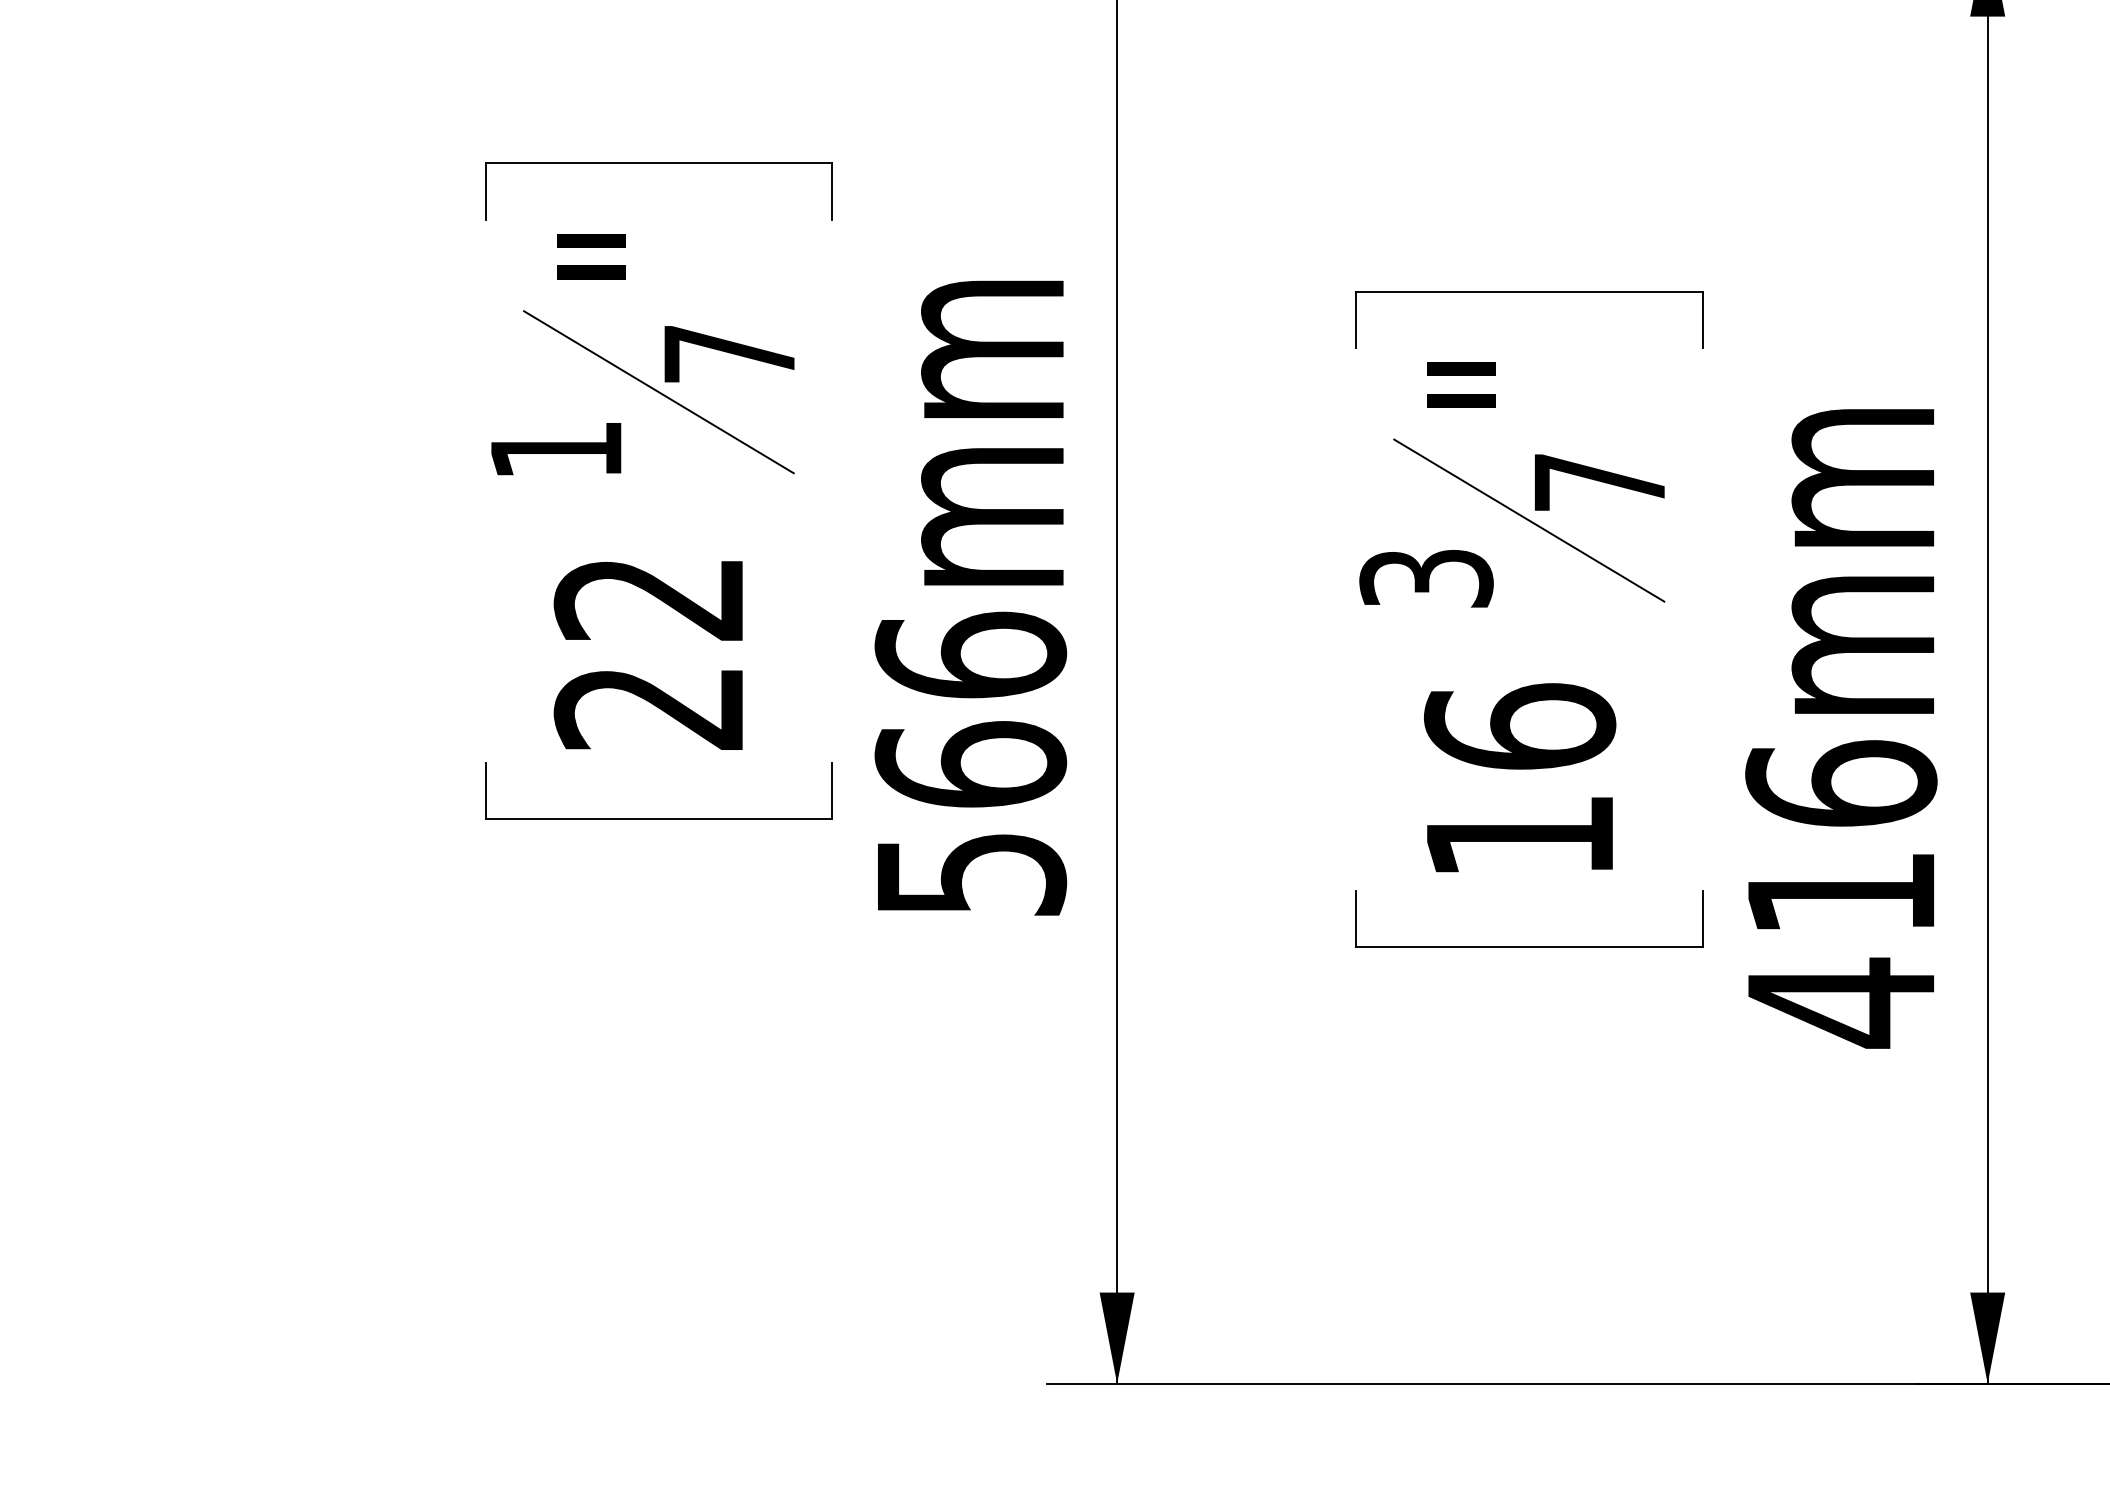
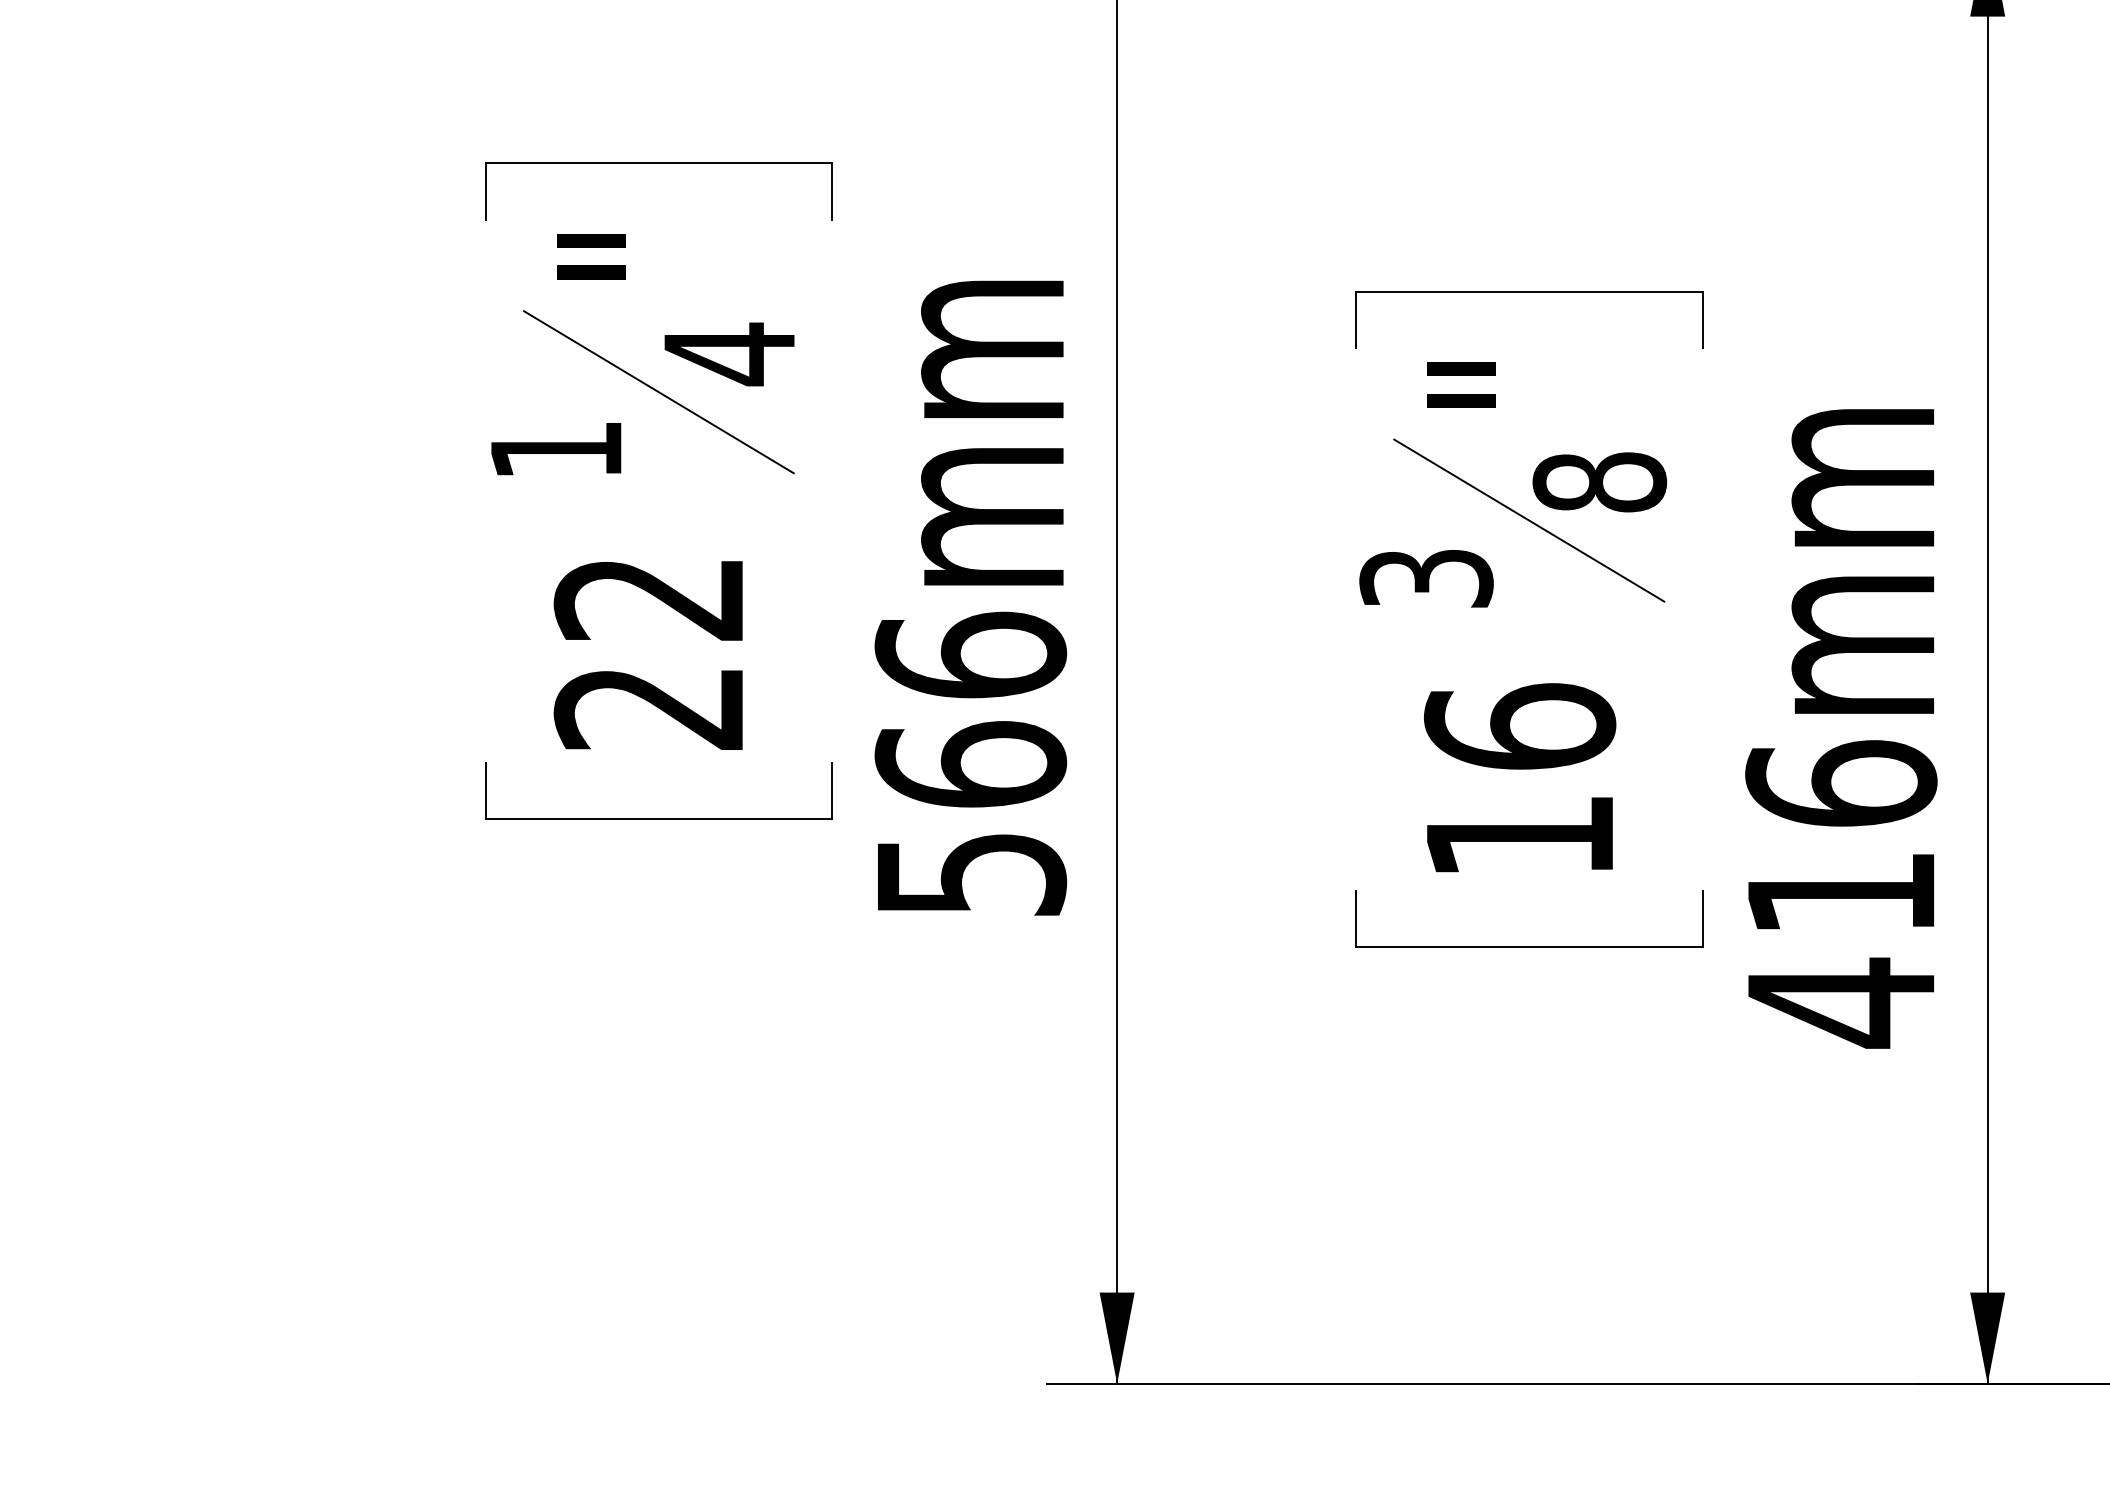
text: 7 -> 4 (729, 354)
text: 7 -> 8 (1599, 482)
